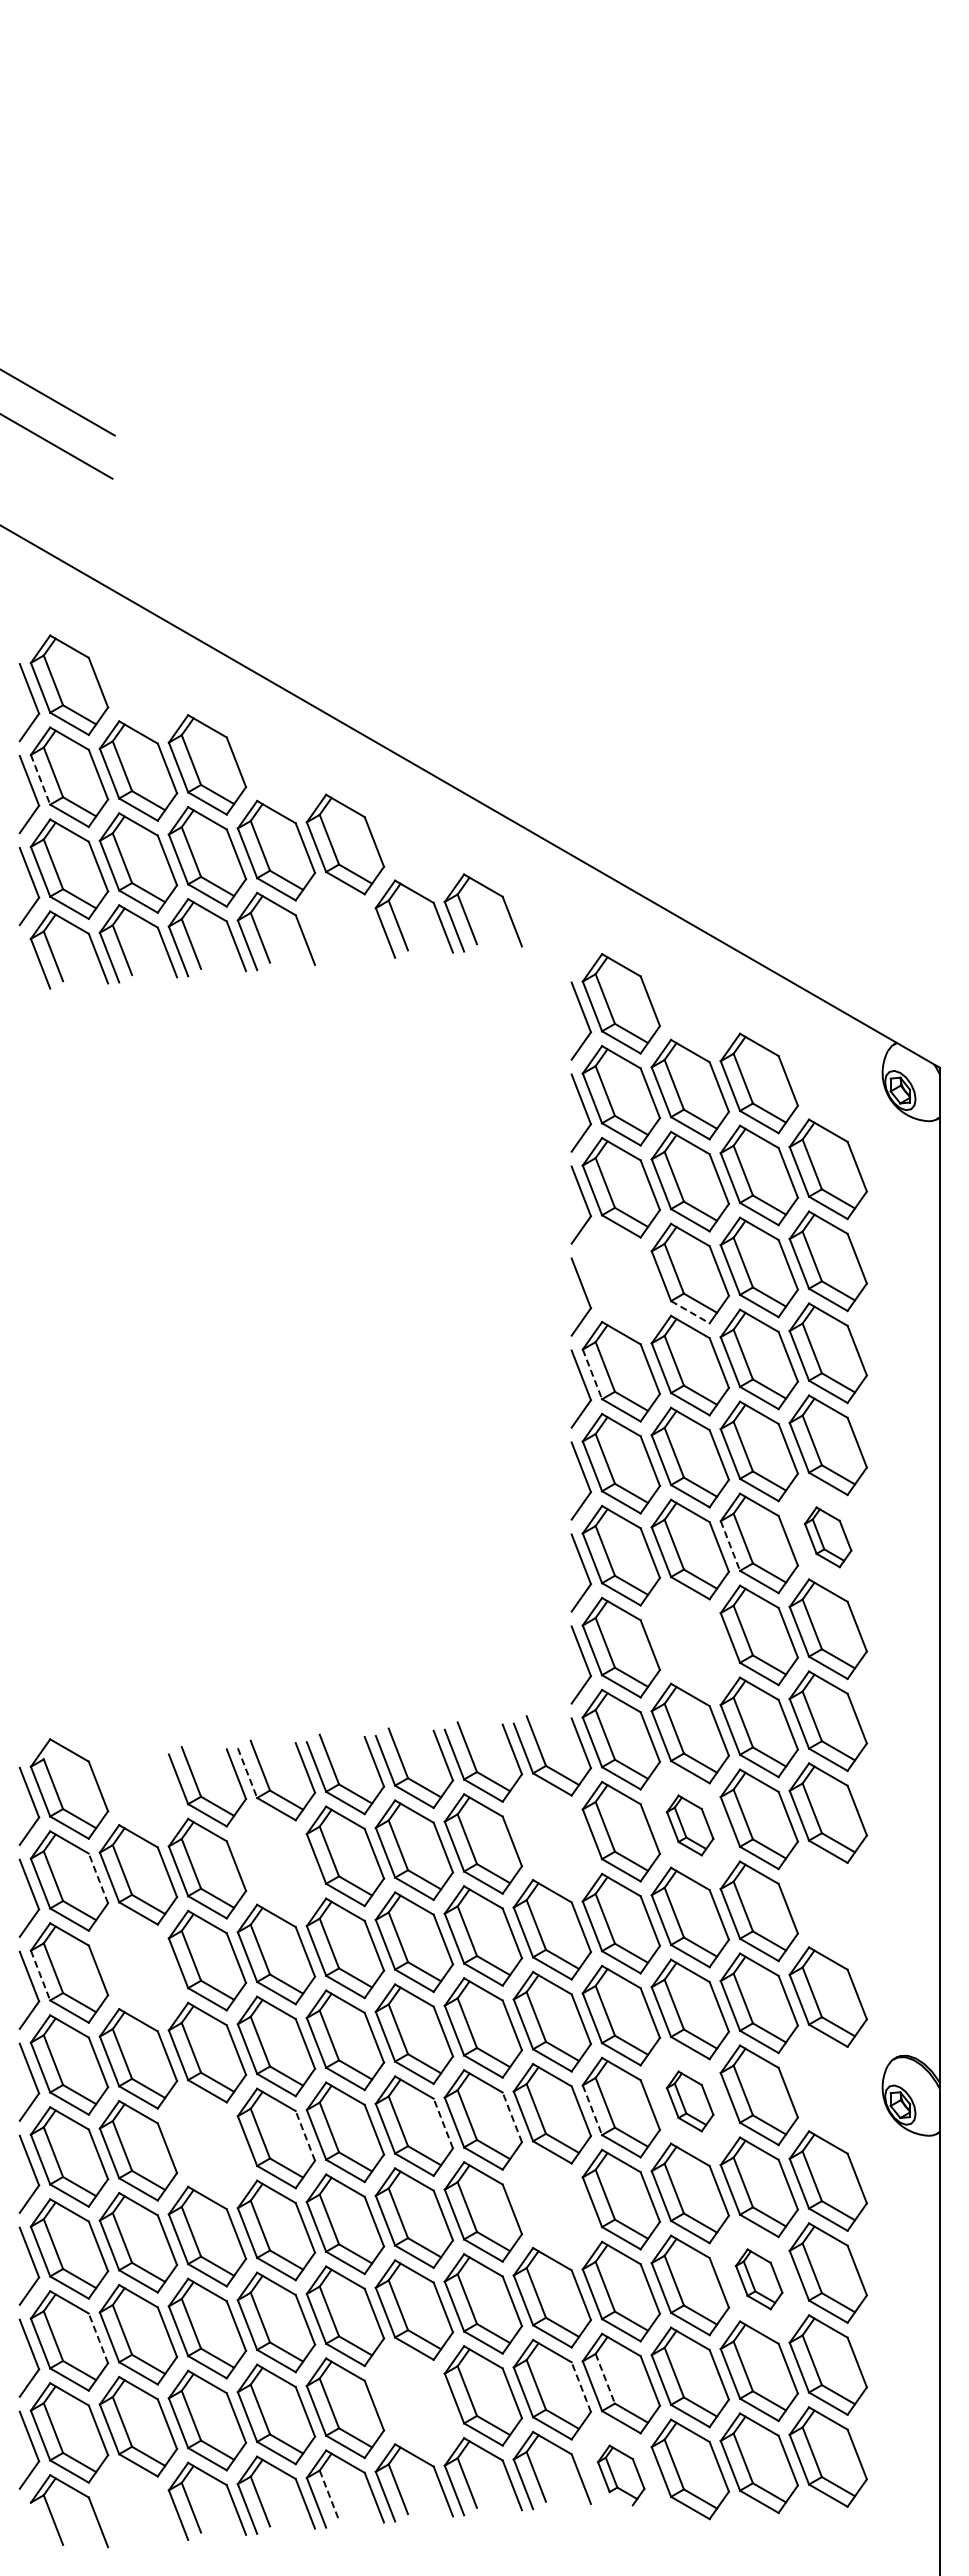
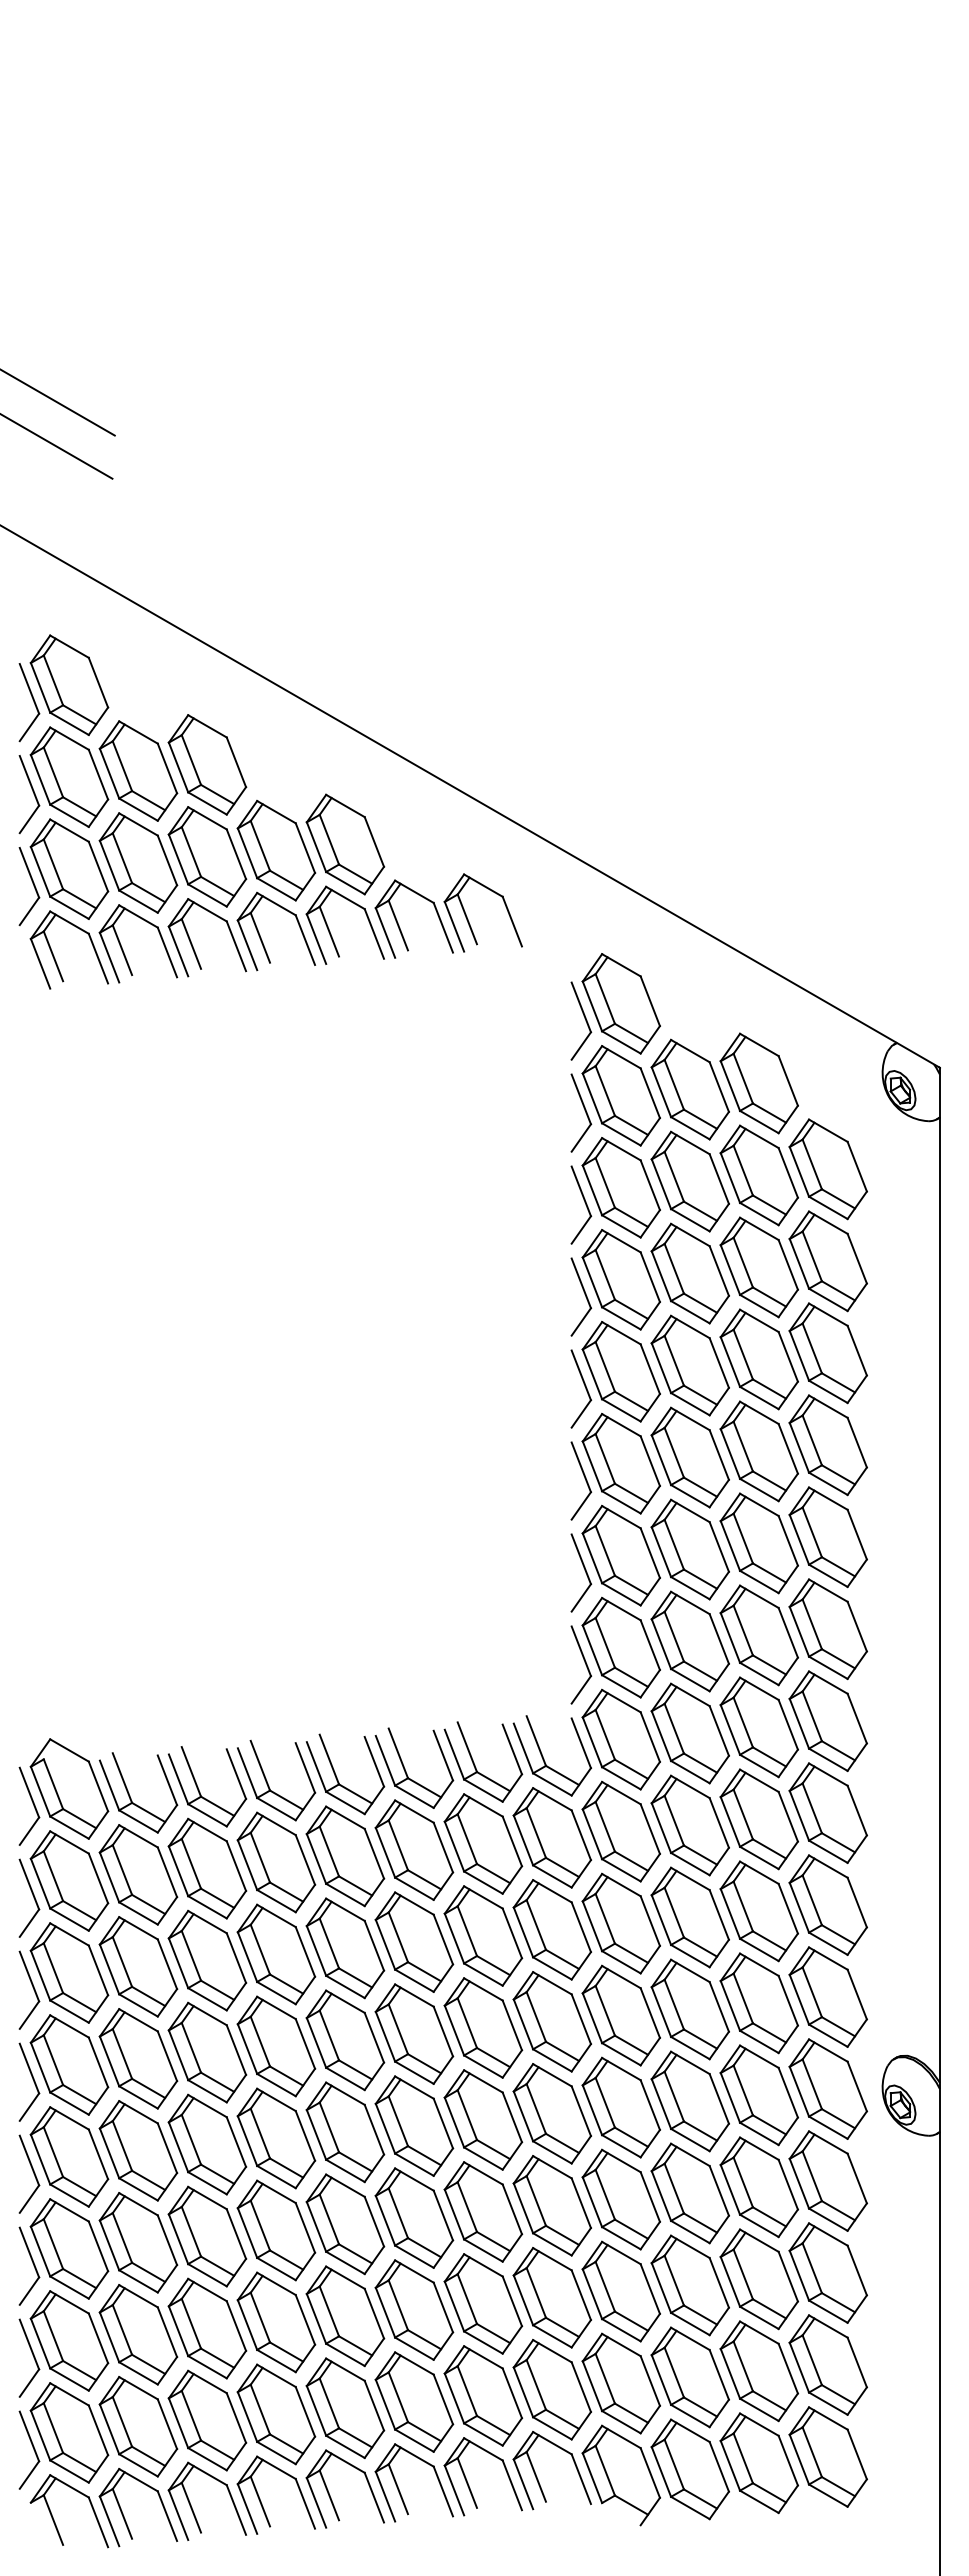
line: dashed -> solid (40, 779)
part: none -> present (329, 928)
part: none -> present (620, 1279)
line: dashed -> solid (690, 1312)
line: dashed -> solid (592, 1374)
part size: 50x63 px -> 80x103 px (827, 1537)
line: dashed -> solid (730, 1546)
part: none -> present (689, 1641)
line: dashed -> solid (247, 1773)
part: none -> present (130, 1795)
part size: 49x63 px -> 80x103 px (689, 1825)
part: none -> present (551, 1837)
part: none -> present (276, 1862)
line: dashed -> solid (98, 1878)
part: none -> present (827, 1904)
part: none -> present (138, 1966)
line: dashed -> solid (40, 1975)
part: none -> present (827, 2088)
part size: 49x63 px -> 80x103 px (689, 2101)
line: dashed -> solid (592, 2110)
line: dashed -> solid (512, 2117)
line: dashed -> solid (443, 2123)
line: dashed -> solid (305, 2135)
part: none -> present (207, 2144)
part: none -> present (551, 2205)
part size: 49x63 px -> 80x103 px (758, 2279)
line: dashed -> solid (98, 2338)
line: dashed -> solid (605, 2378)
line: dashed -> solid (581, 2387)
part: none -> present (414, 2401)
part size: 49x63 px -> 80x103 px (620, 2475)
line: dashed -> solid (329, 2495)
part: none -> present (123, 2513)
